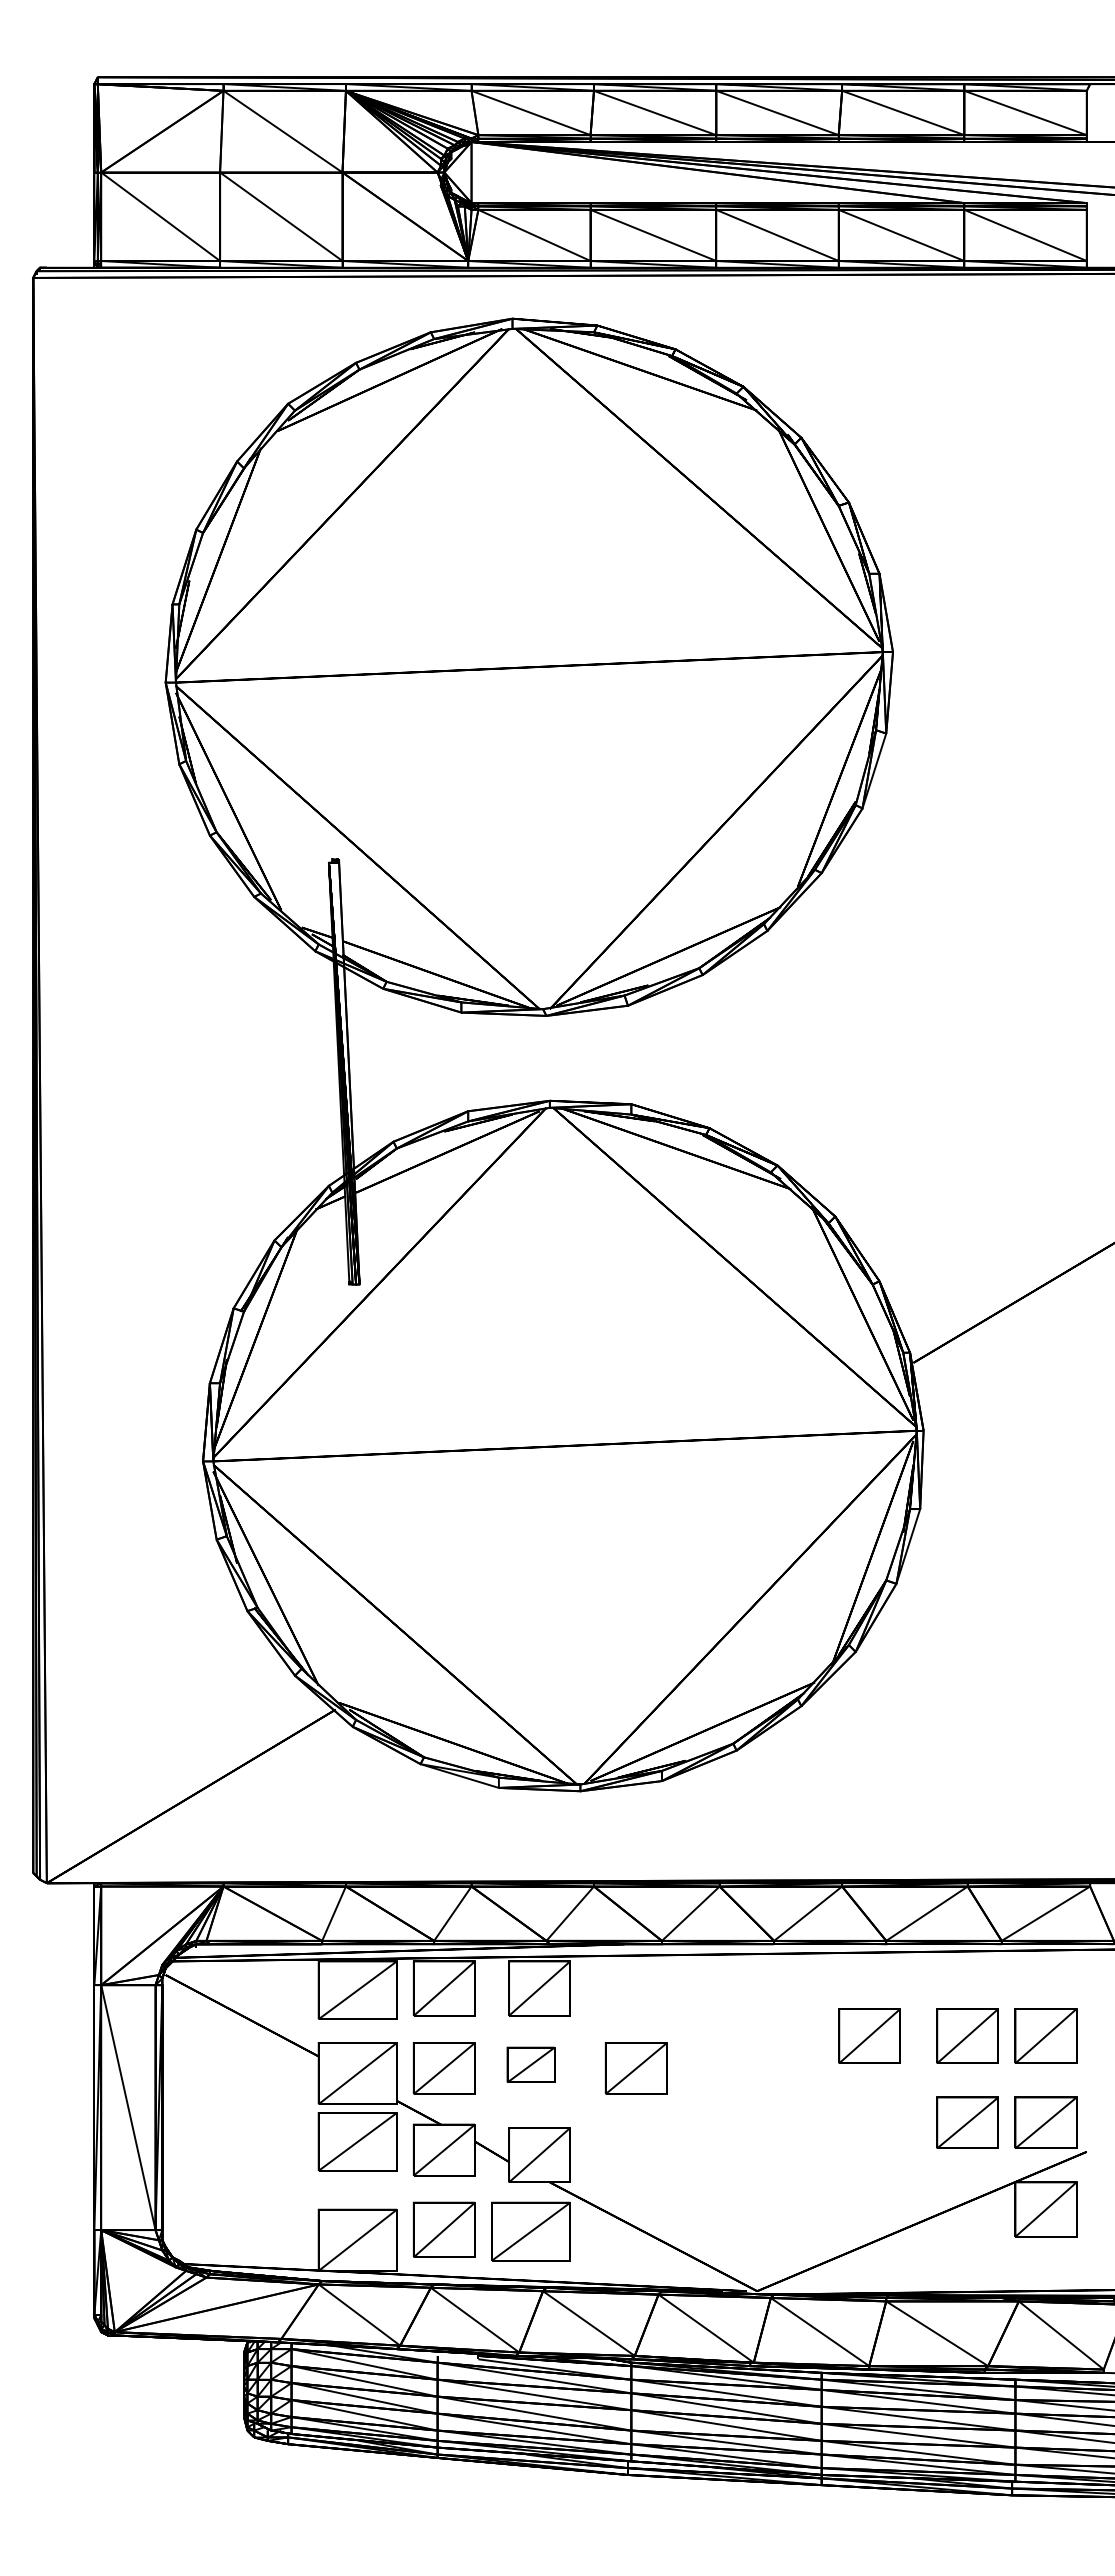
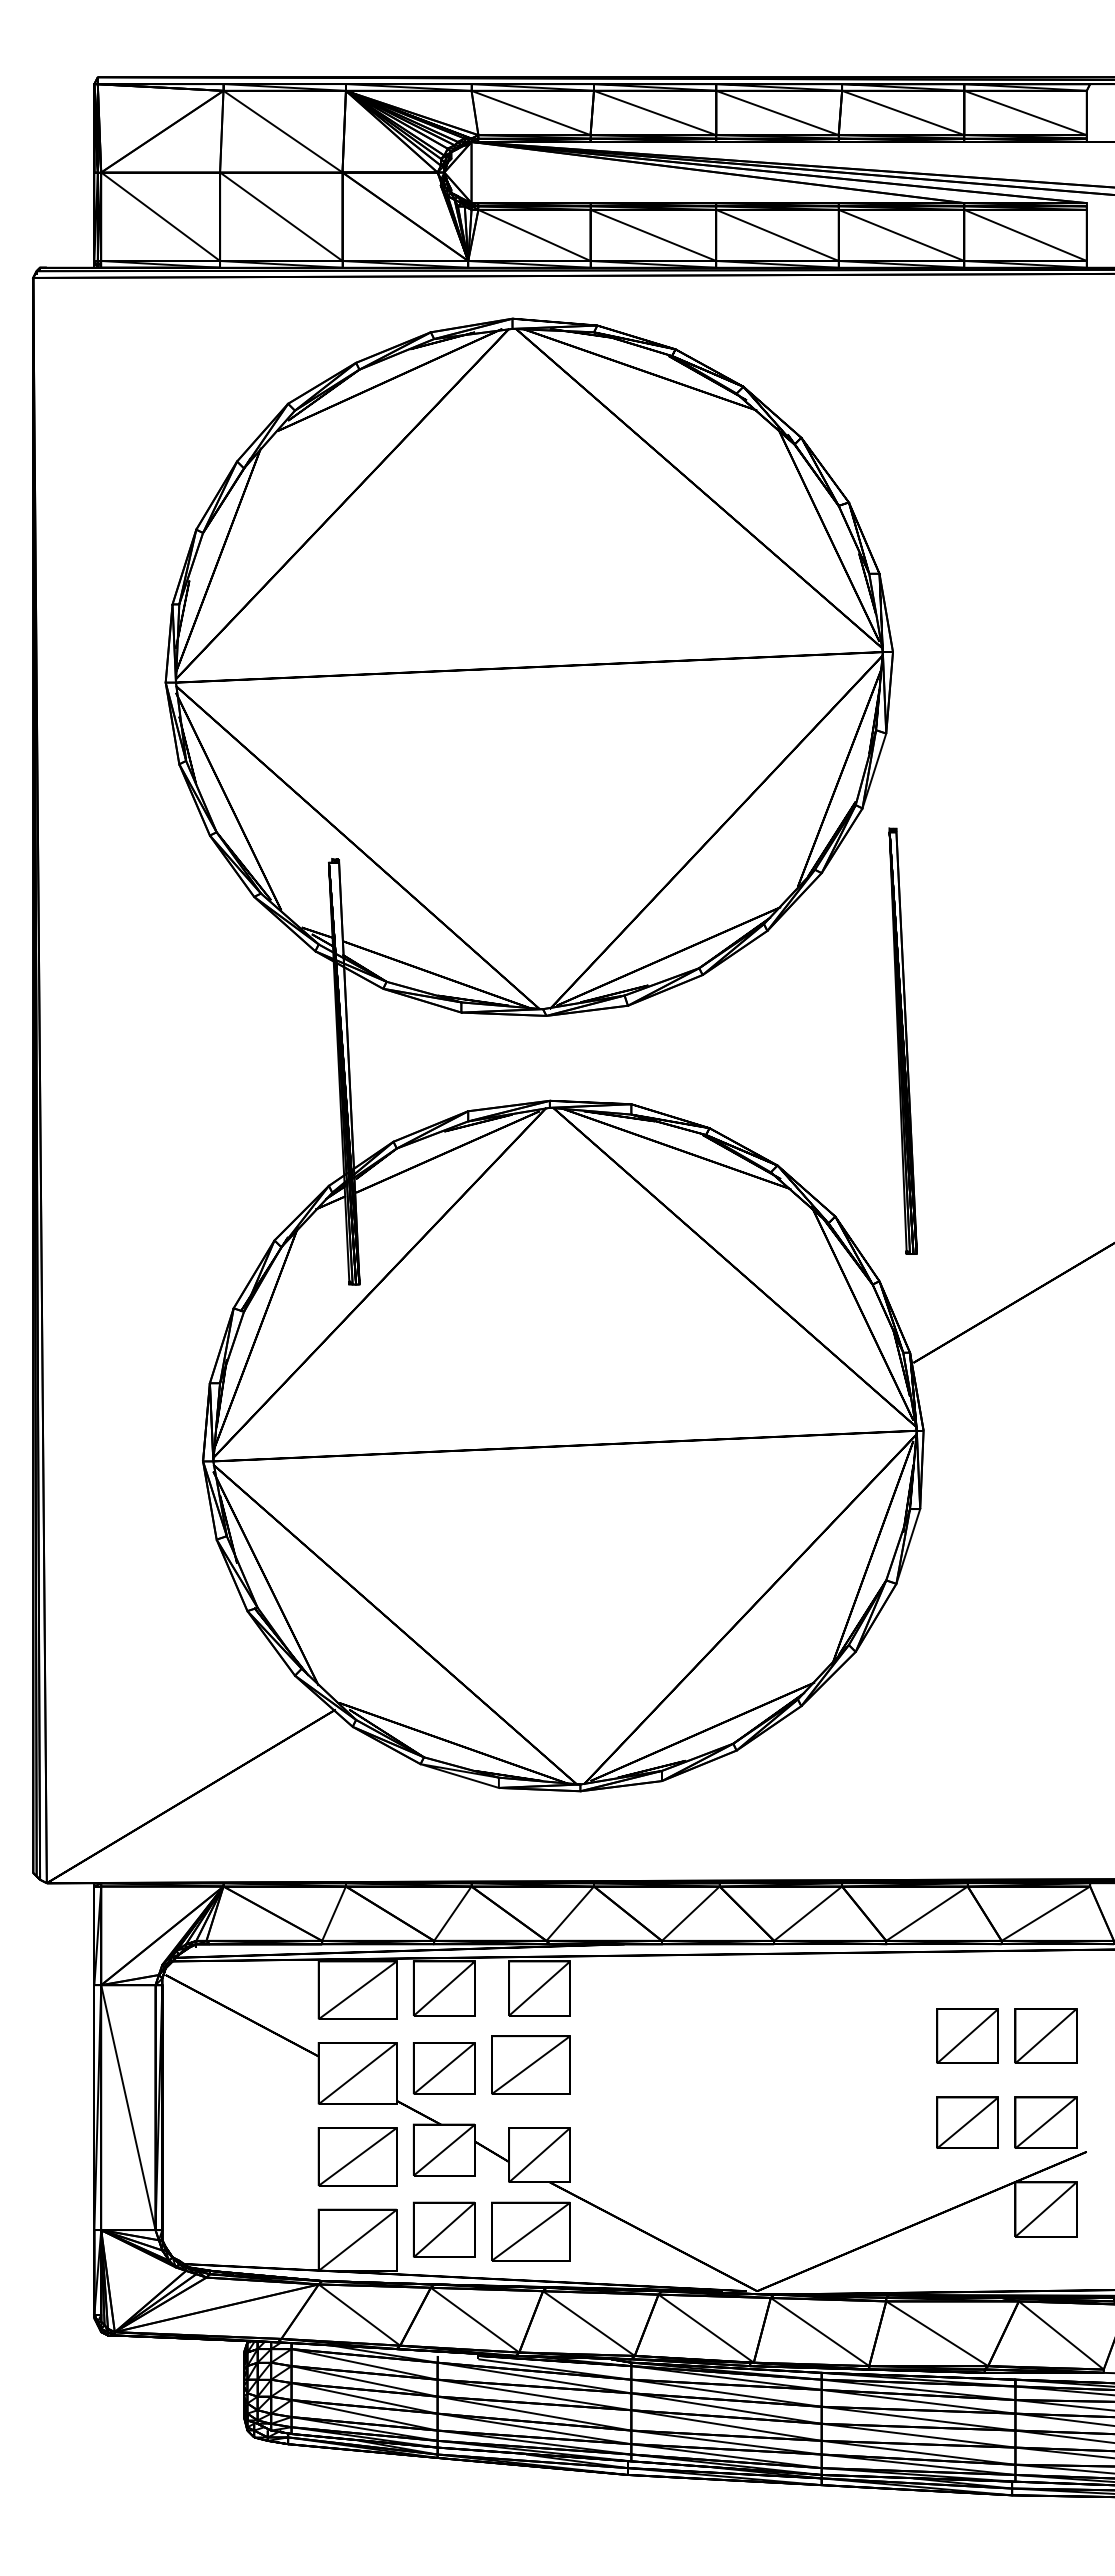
part: none -> present (902, 1040)
part: present -> none (869, 2035)
part size: 50x37 px -> 80x60 px (530, 2064)
part: present -> none (636, 2068)
part position: (357, 2141) -> (357, 2156) (357, 2156)
